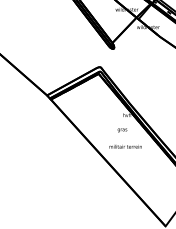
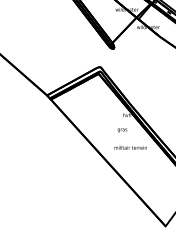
text position: (125, 146) -> (130, 147) (130, 147)
